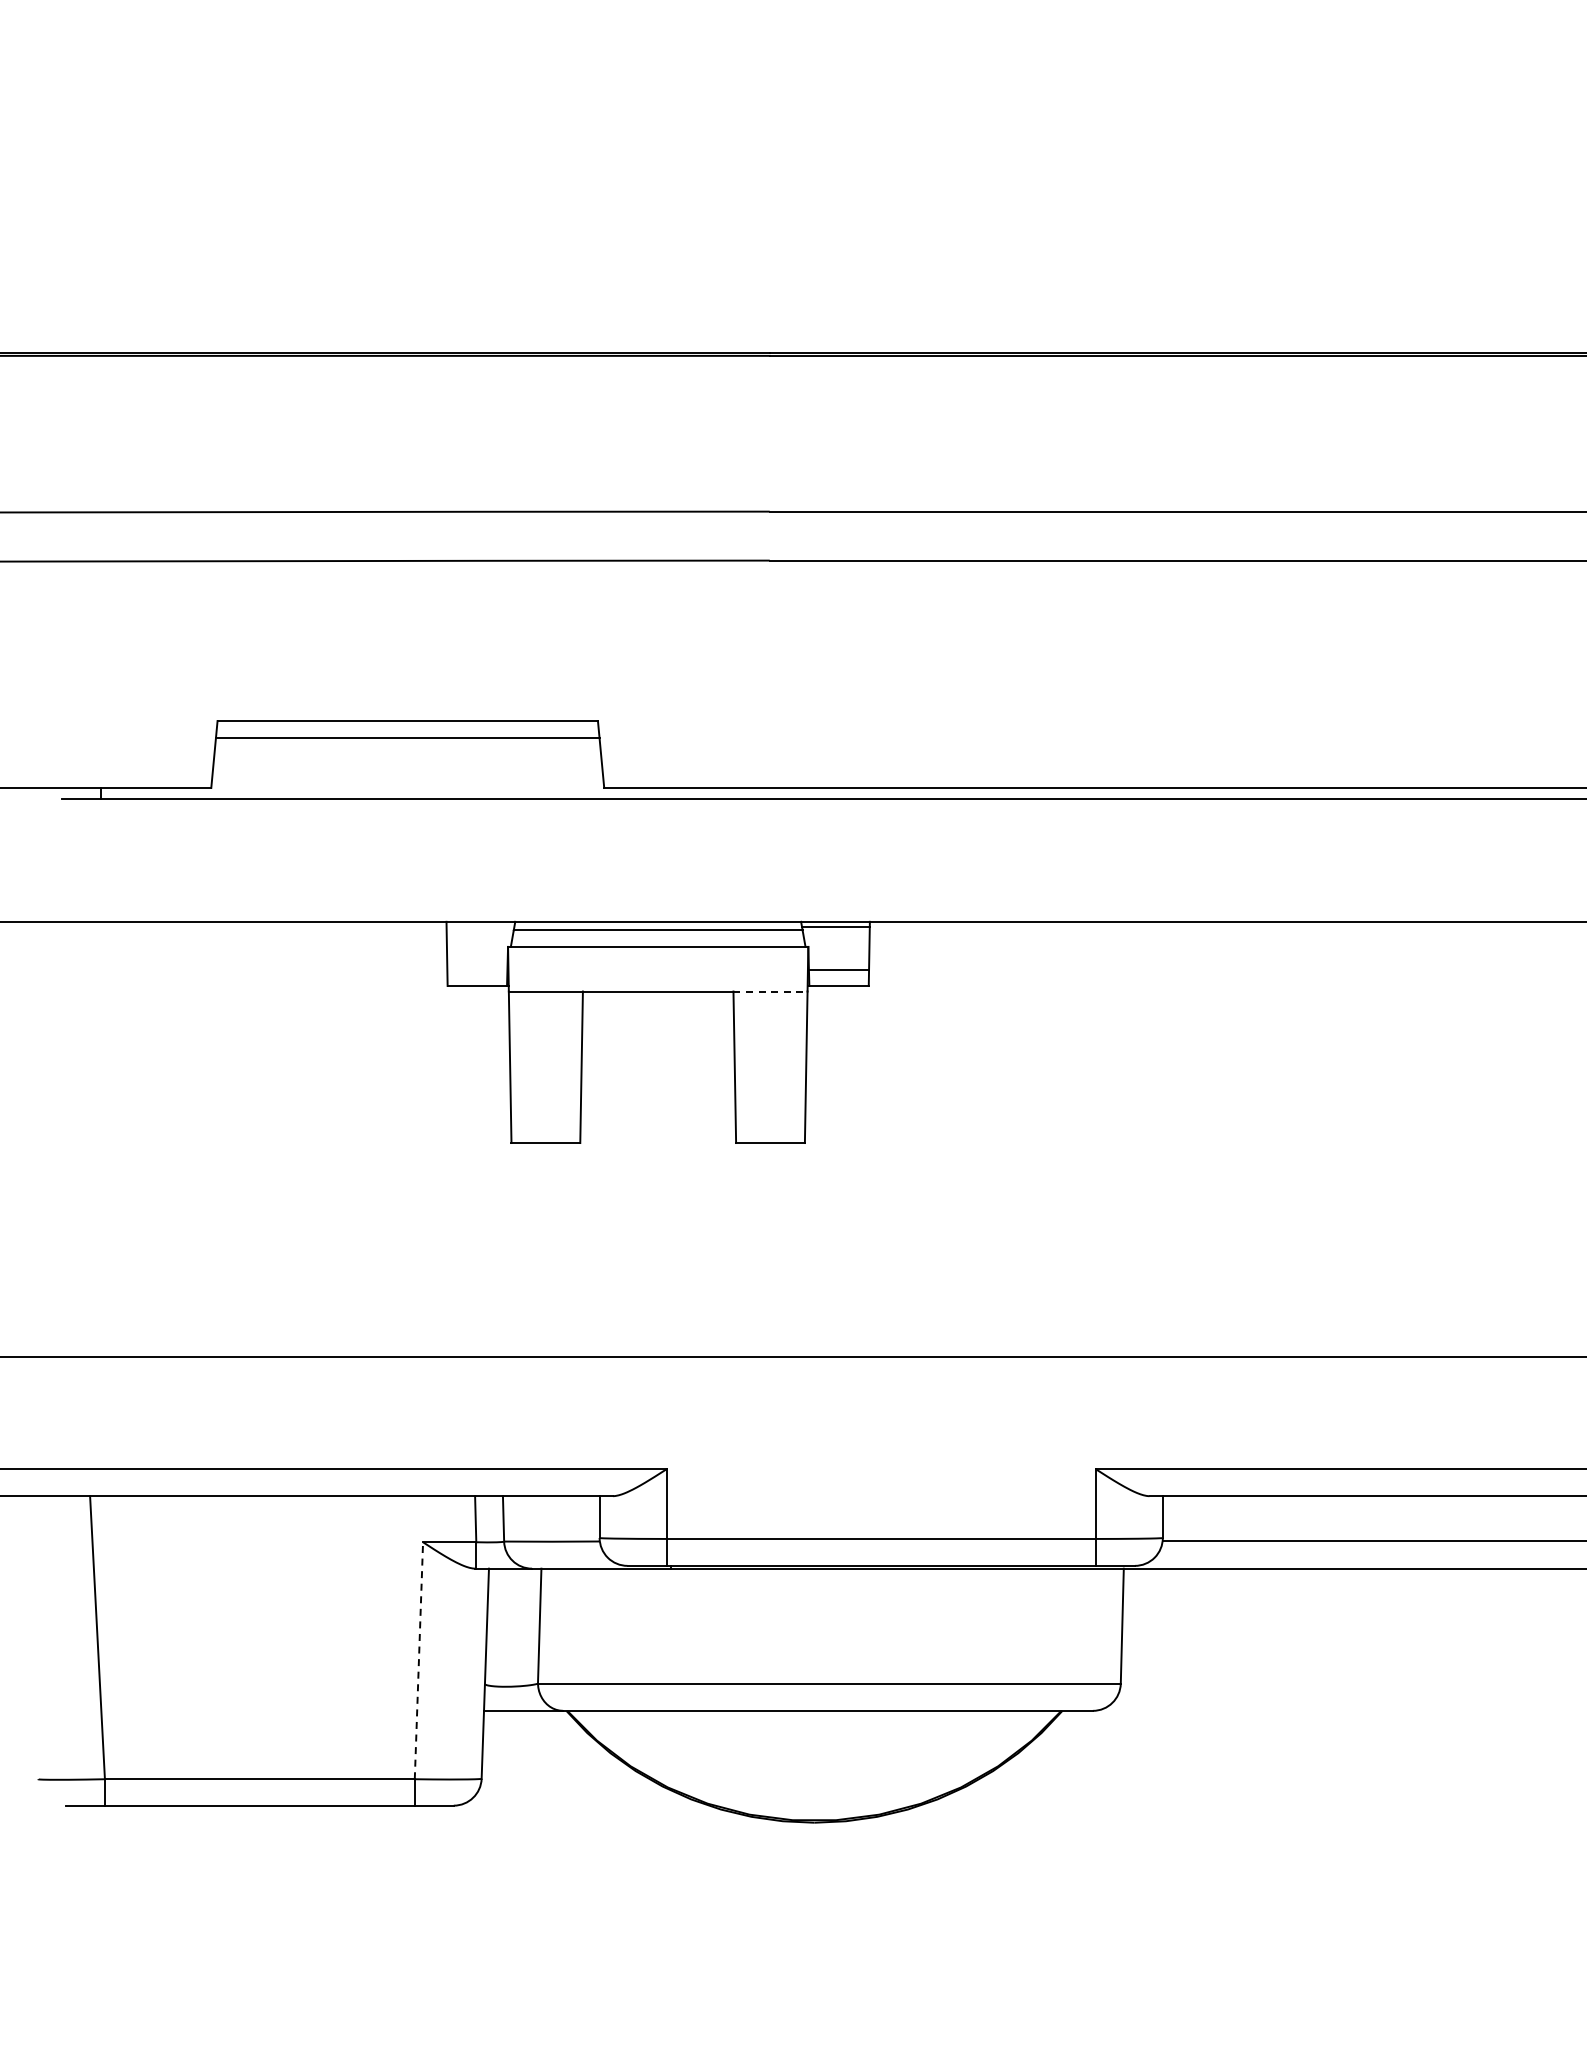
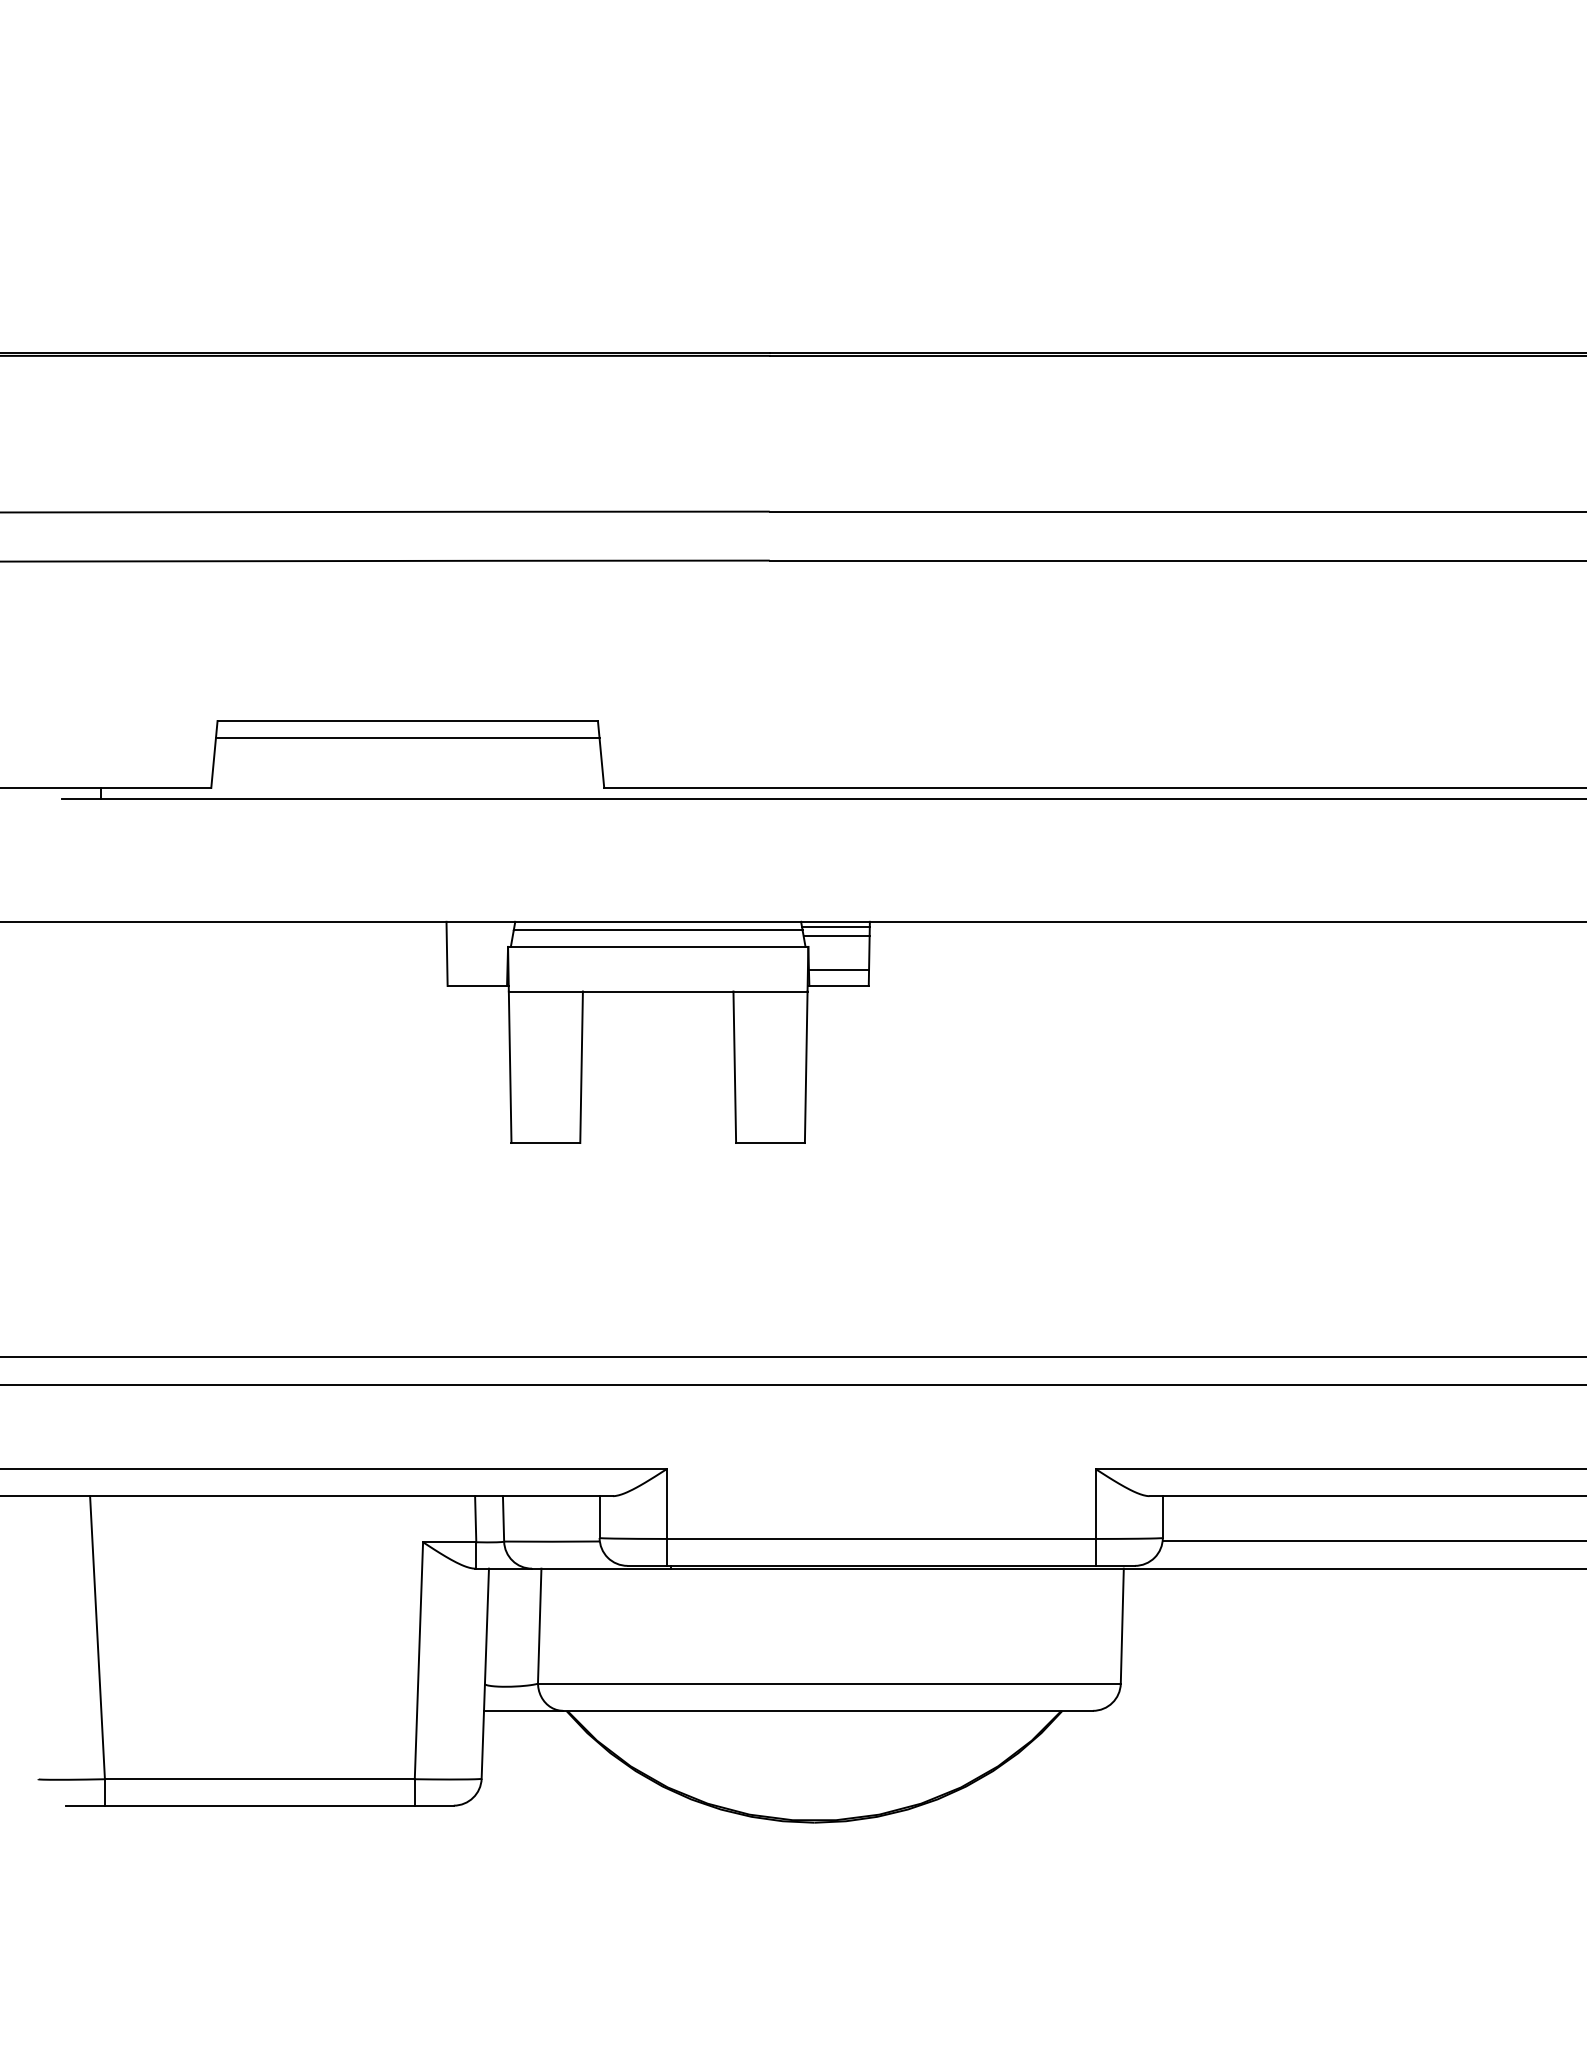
line: none -> present (836, 935)
line: dashed -> solid (771, 991)
line: none -> present (792, 1384)
line: dashed -> solid (418, 1660)
